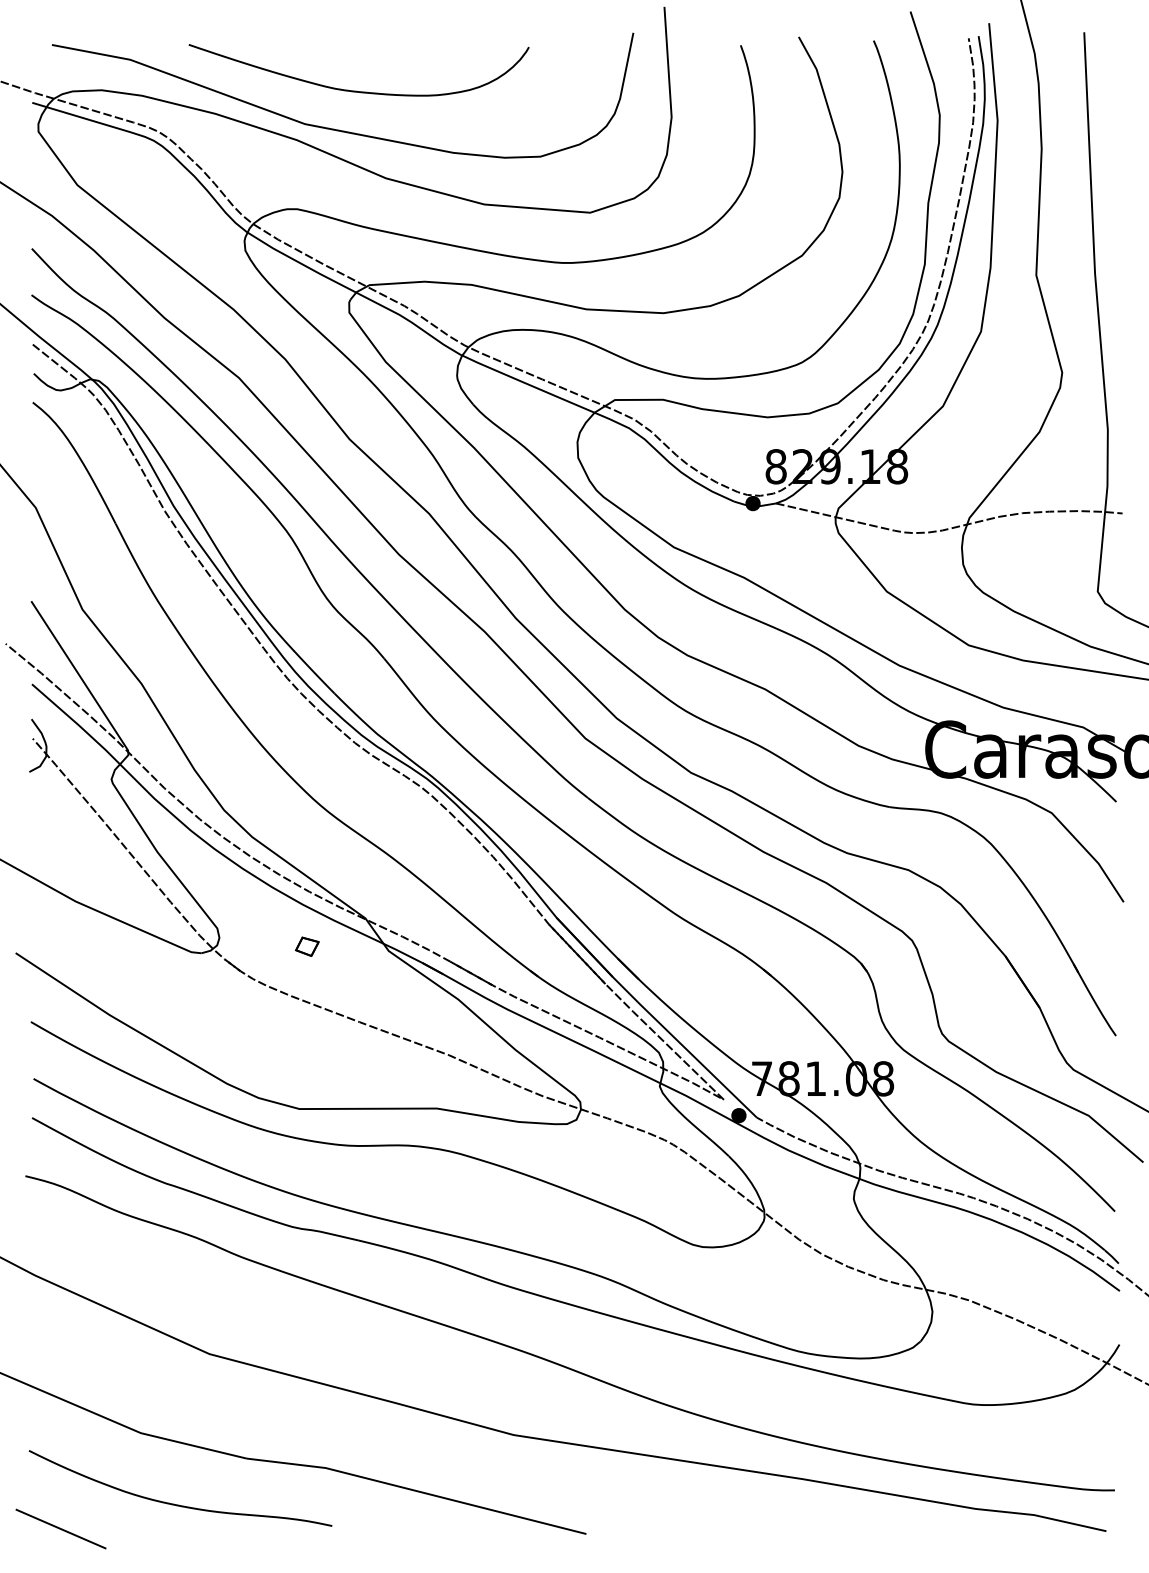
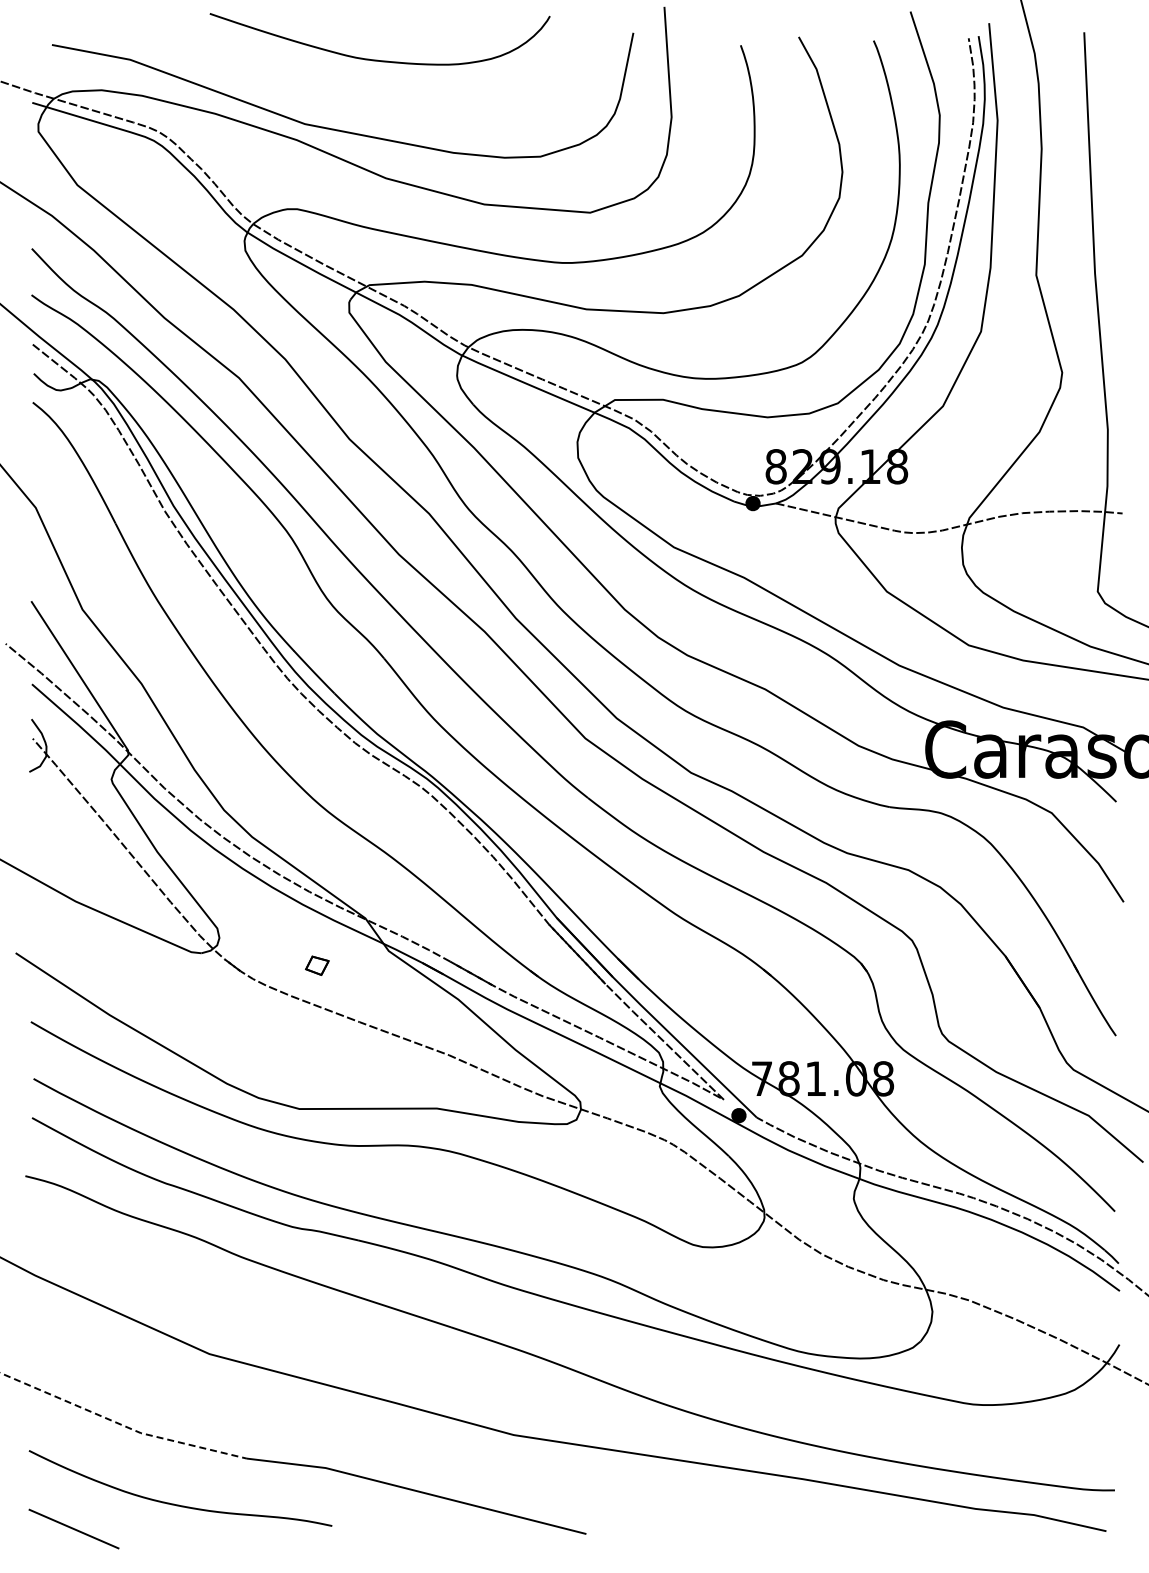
curve position: (356, 90) -> (377, 59) (377, 59)
part position: (307, 946) -> (317, 965) (317, 965)
line: solid -> dashed (121, 1424)
line position: (60, 1528) -> (73, 1528) (73, 1528)
